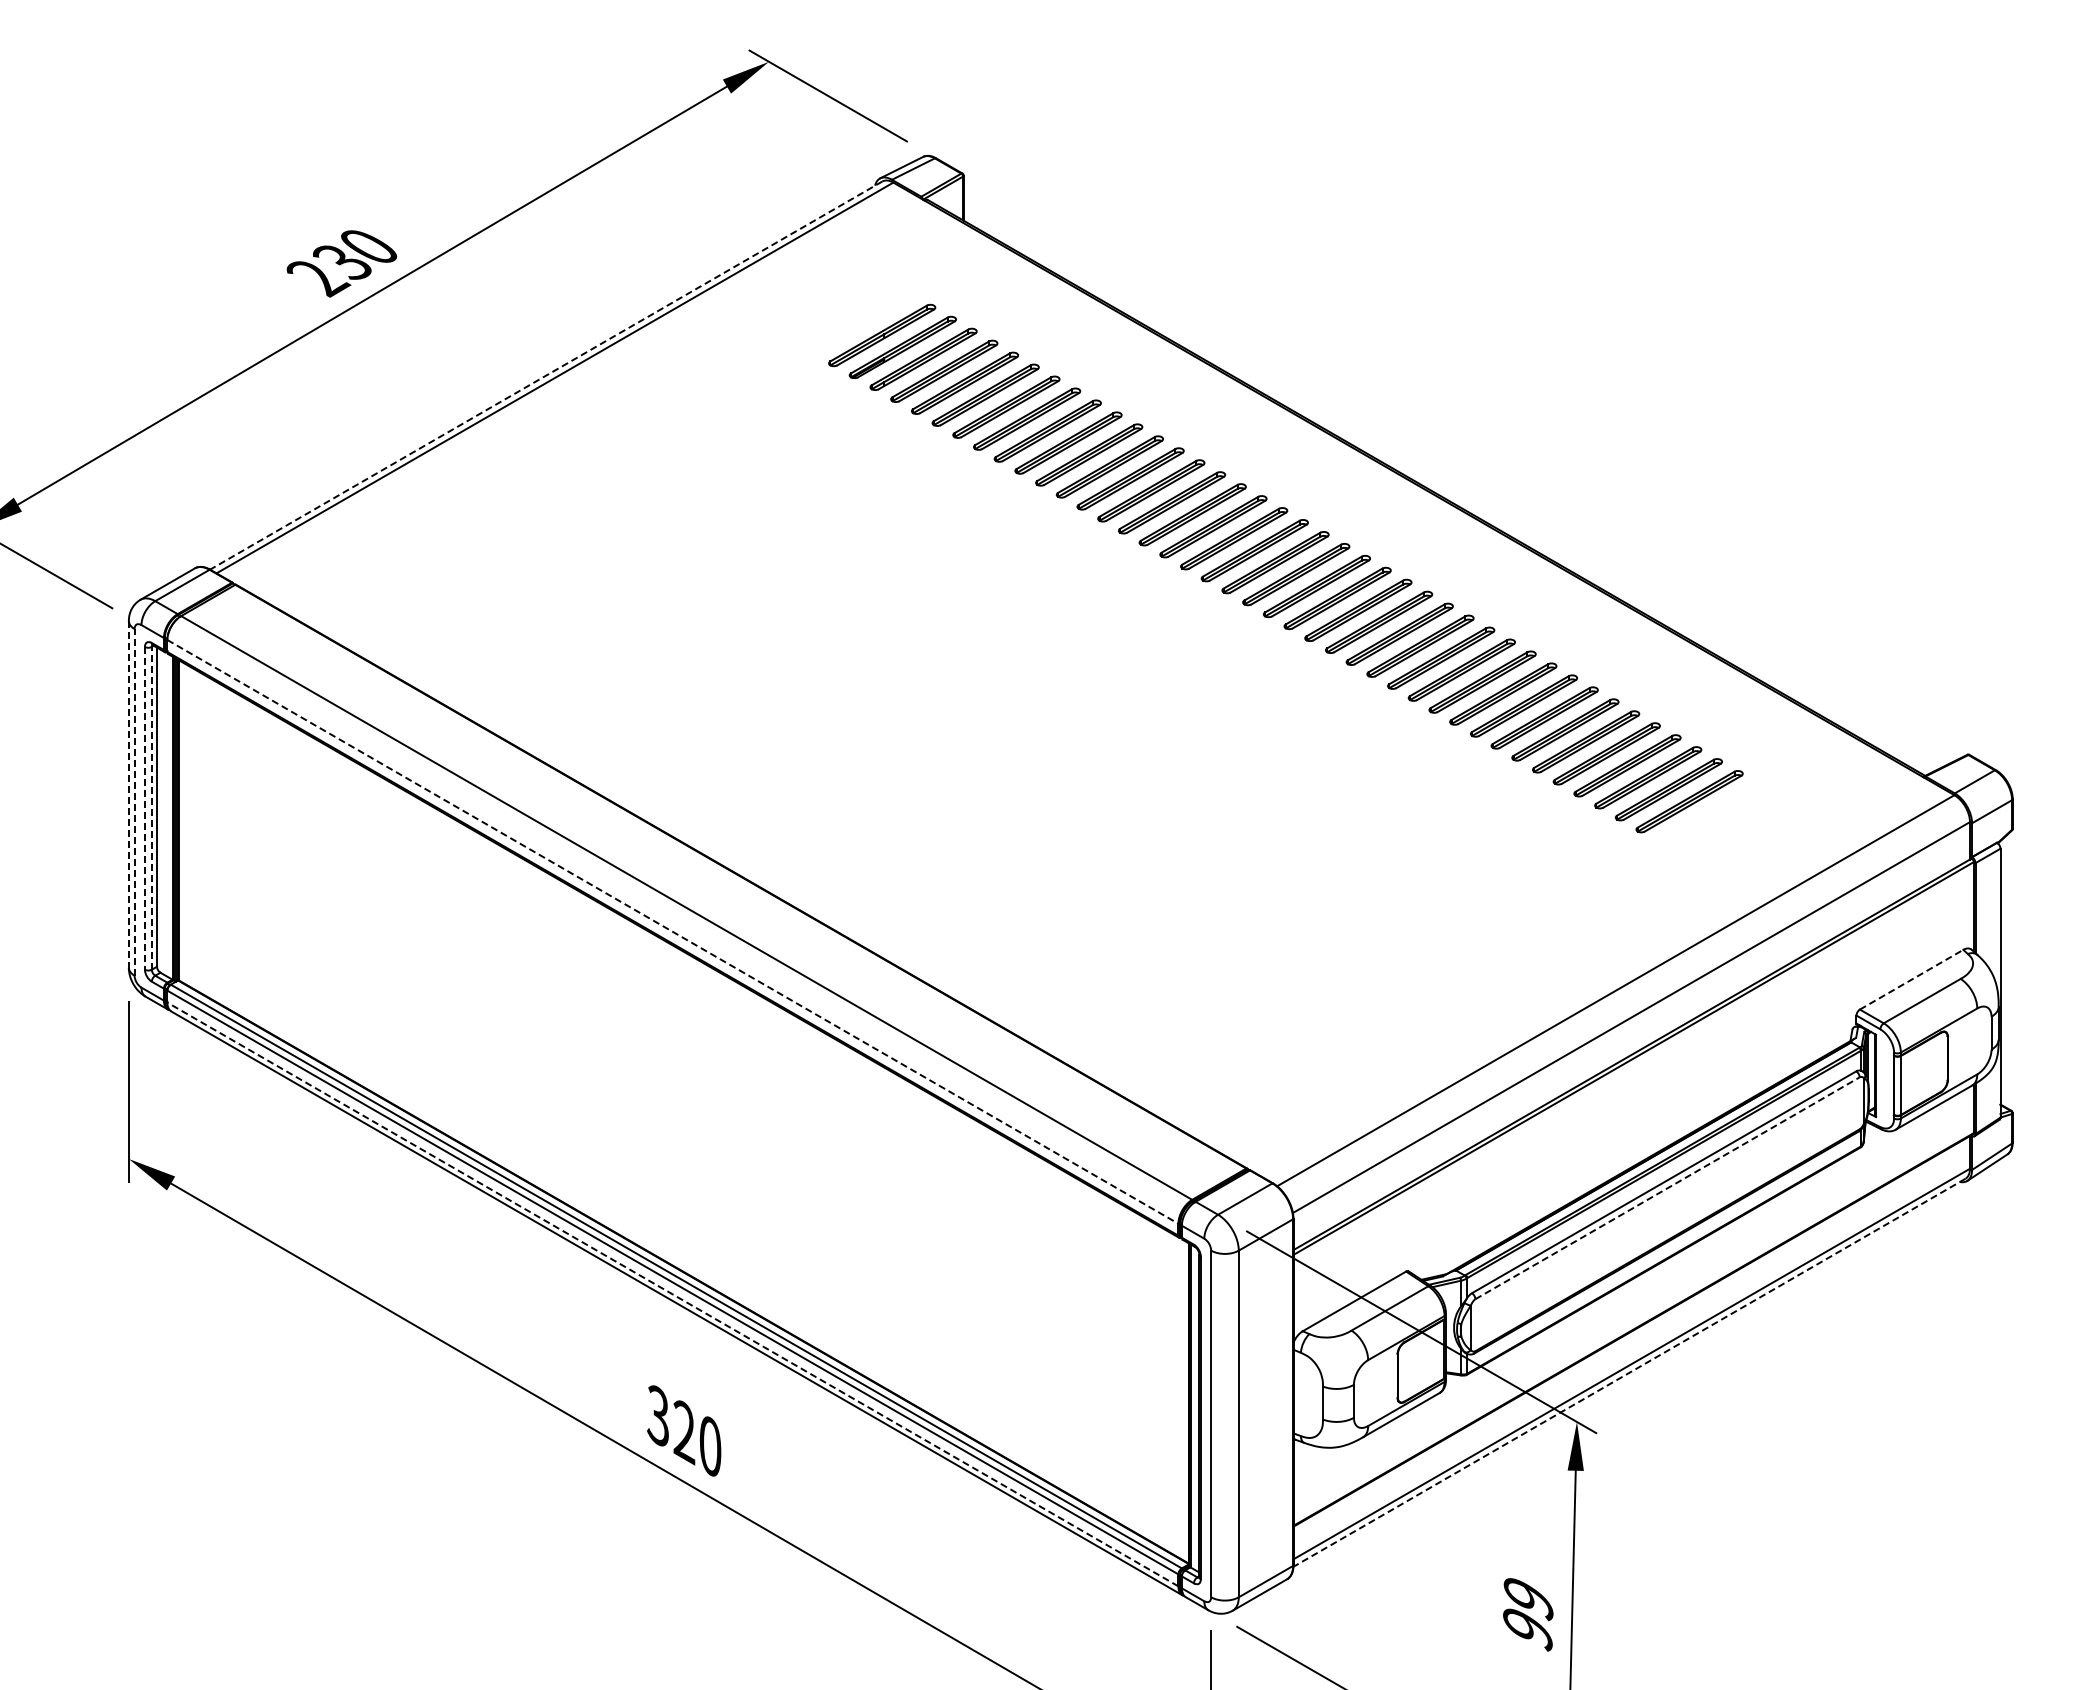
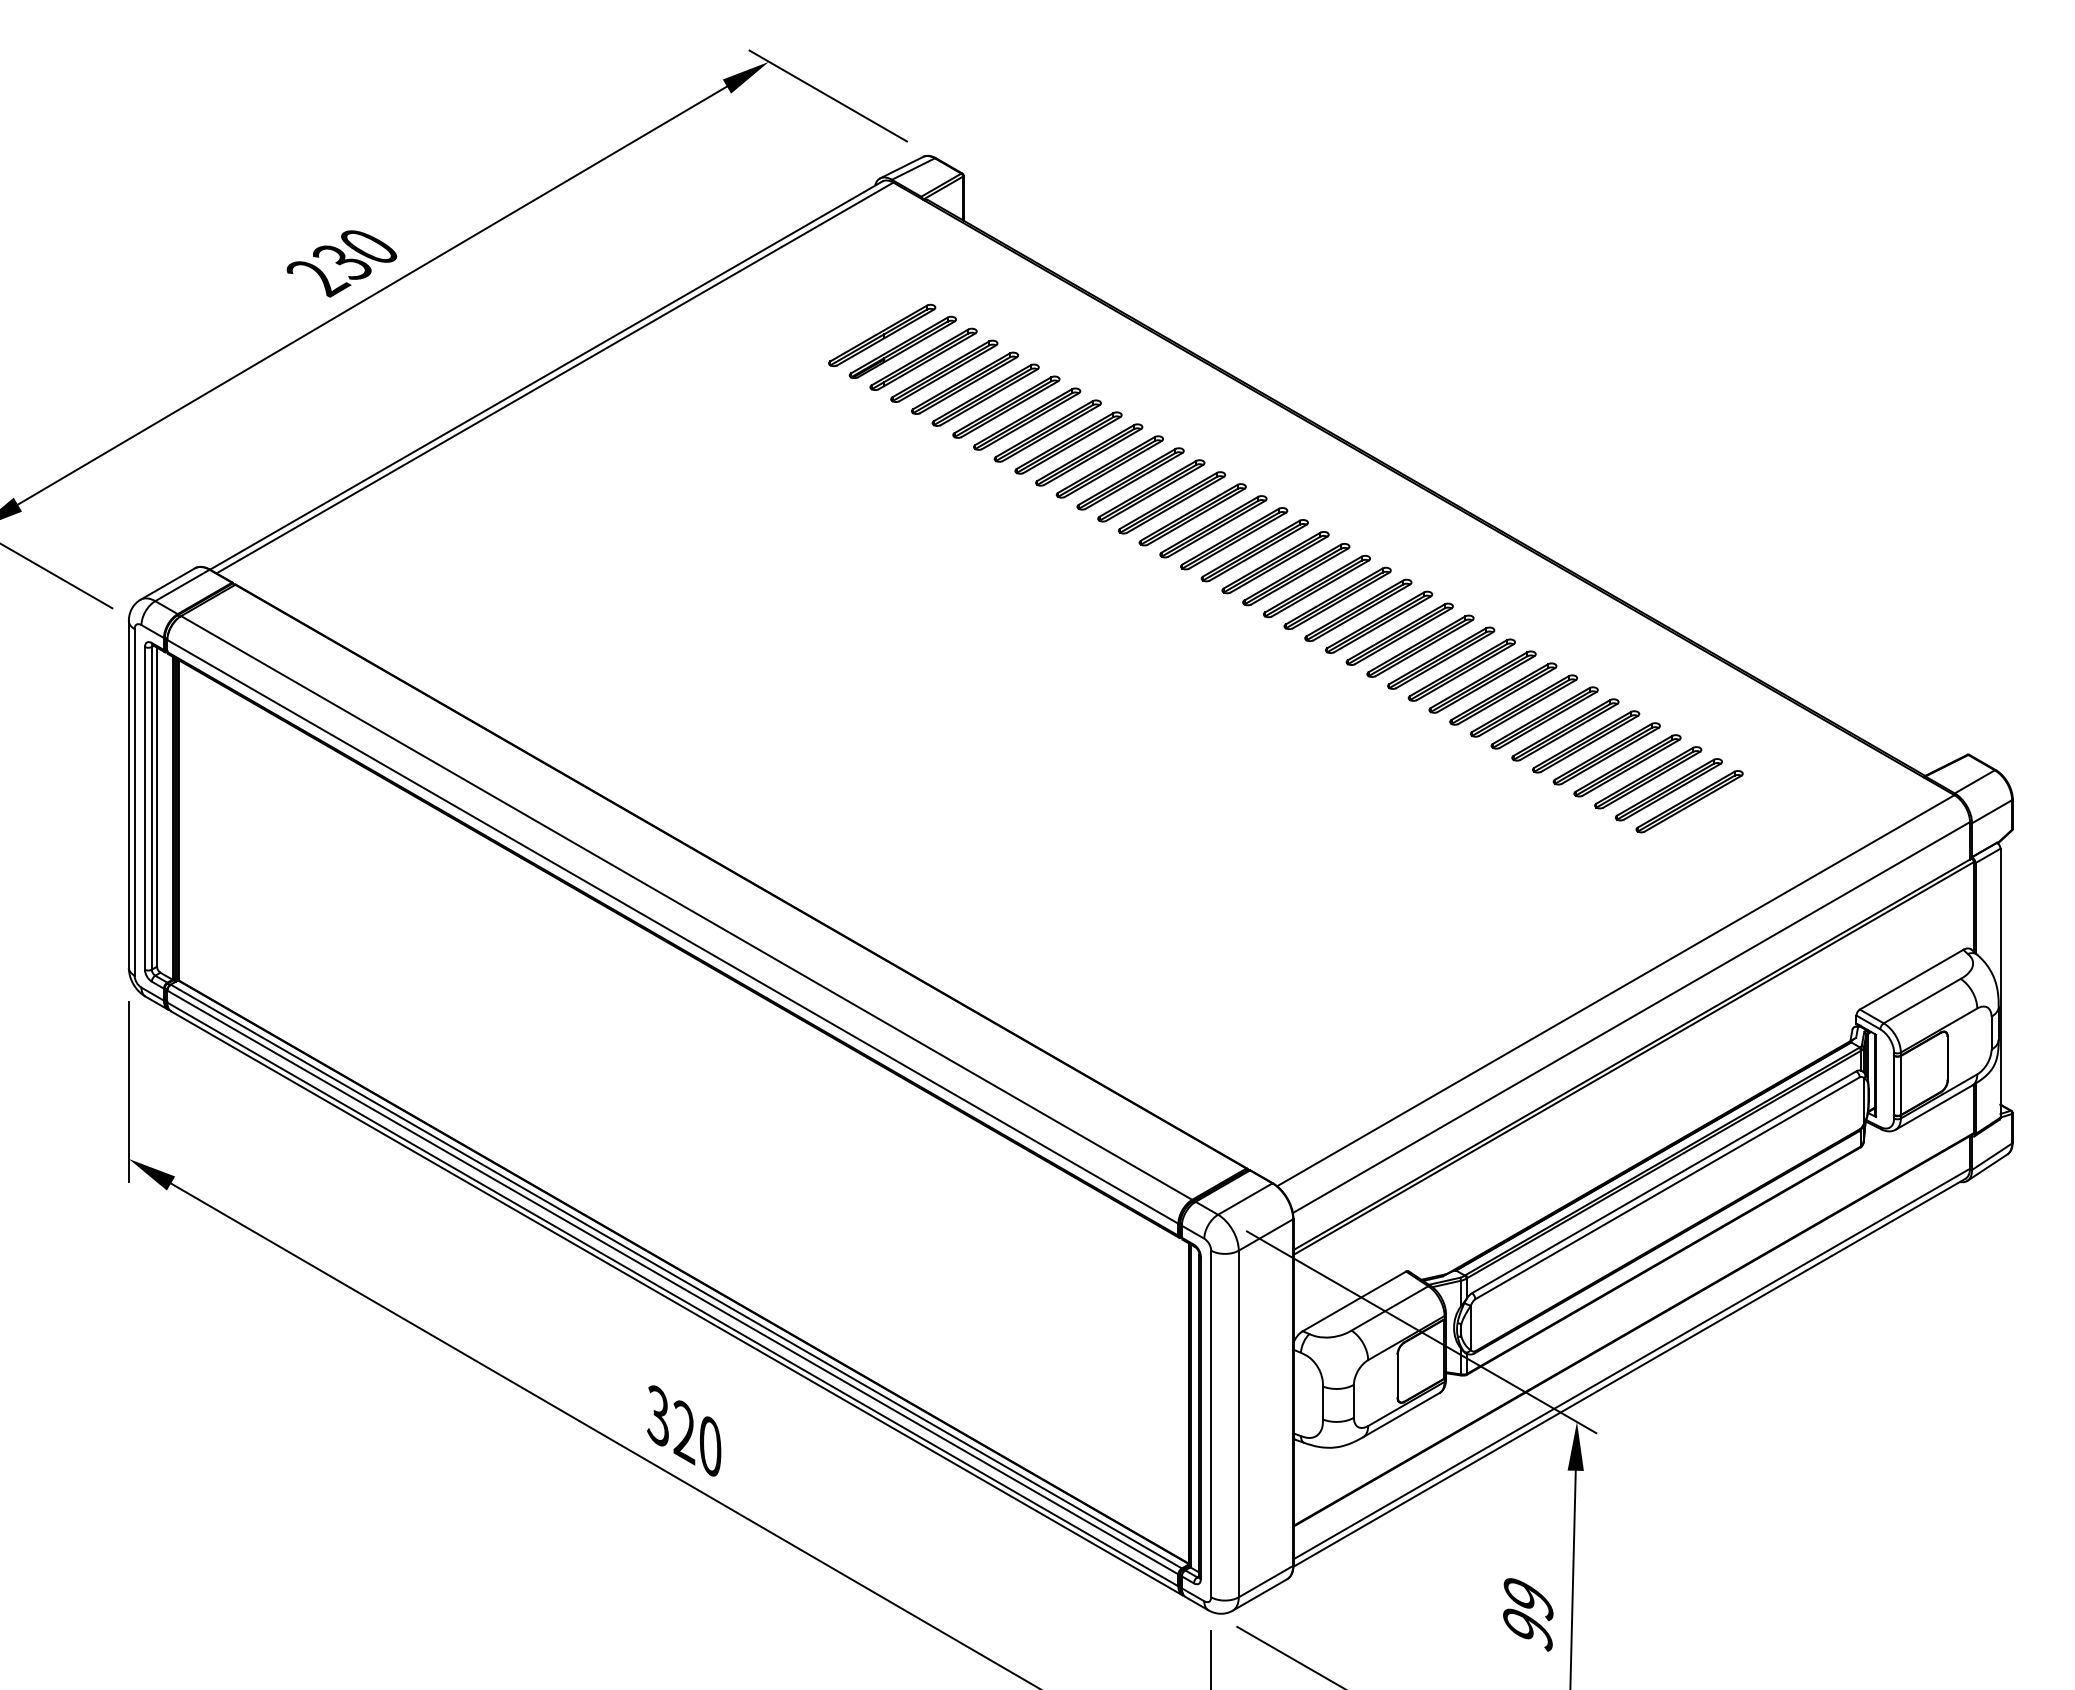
line: dashed -> solid (545, 375)
line: dashed -> solid (128, 794)
line: dashed -> solid (134, 801)
line: dashed -> solid (151, 807)
line: dashed -> solid (144, 808)
line: dashed -> solid (672, 931)
line: dashed -> solid (1911, 979)
line: dashed -> solid (1667, 1188)
line: dashed -> solid (672, 1294)
line: dashed -> solid (1629, 1372)
